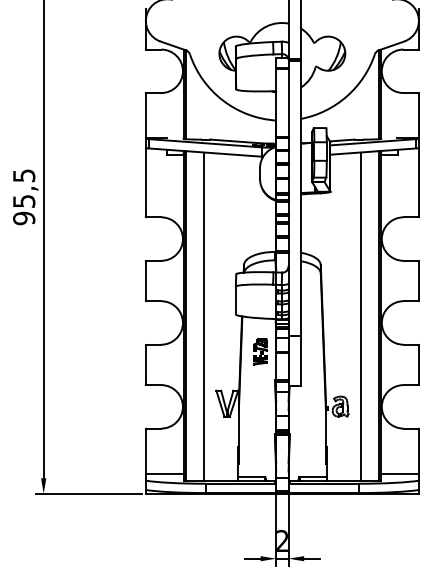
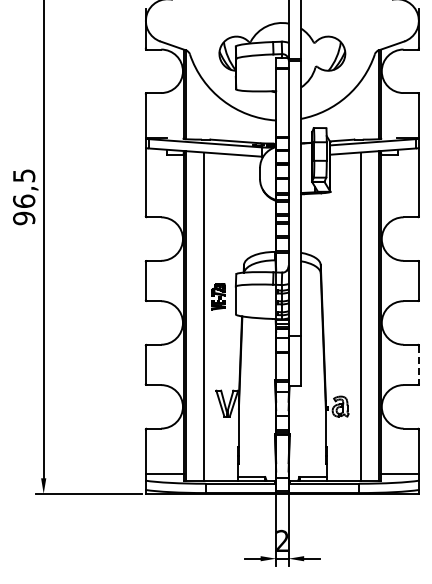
text: 95,5 -> 96,5 (24, 200)
part position: (260, 351) -> (218, 296) (218, 296)
line: solid -> dashed (419, 364)
